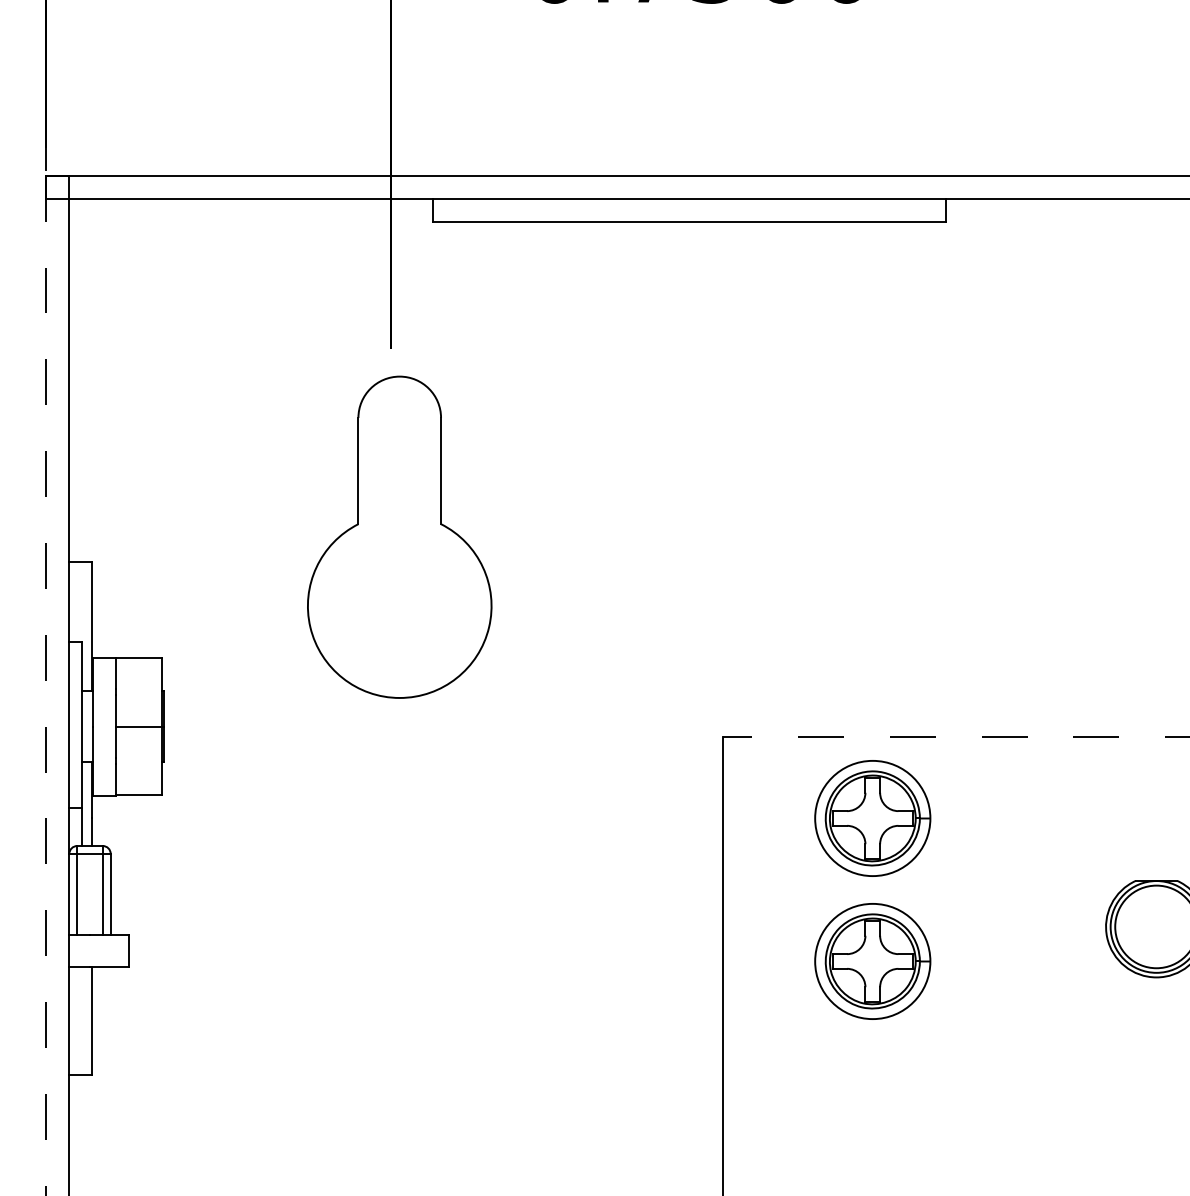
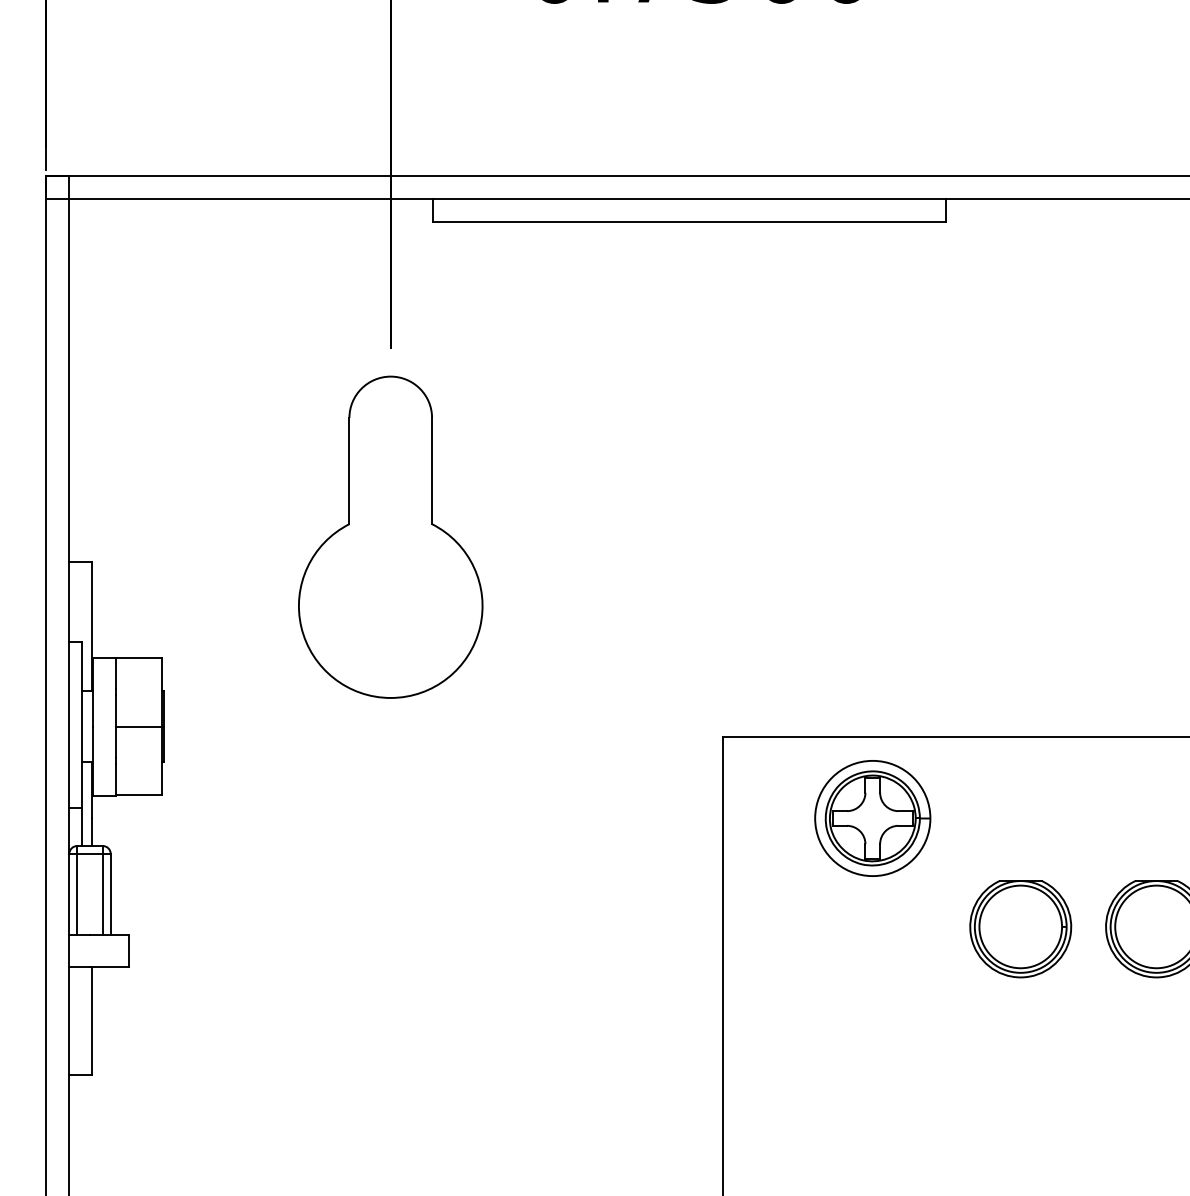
part position: (399, 536) -> (390, 536) (390, 536)
line: dashed -> solid (46, 685)
line: dashed -> solid (955, 737)
part: none -> present (1020, 929)
part: present -> none (872, 961)
